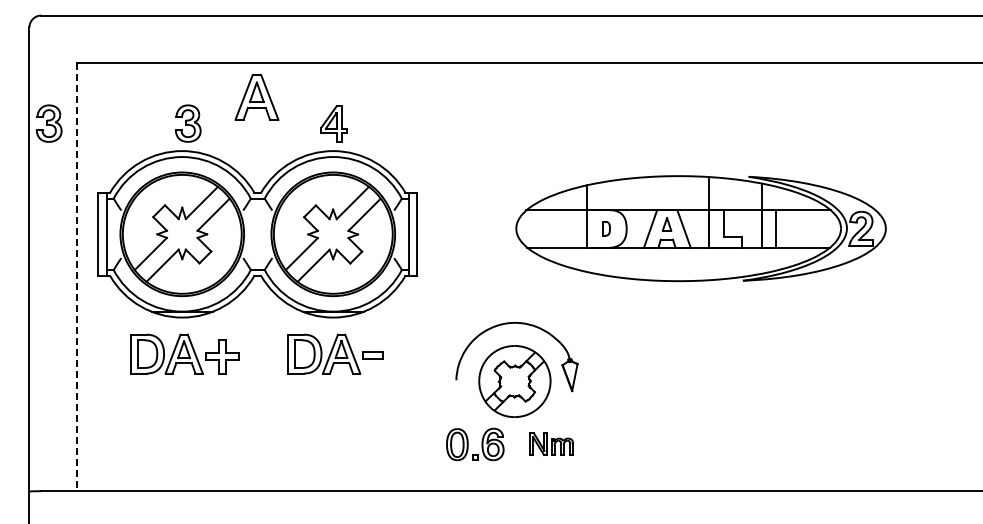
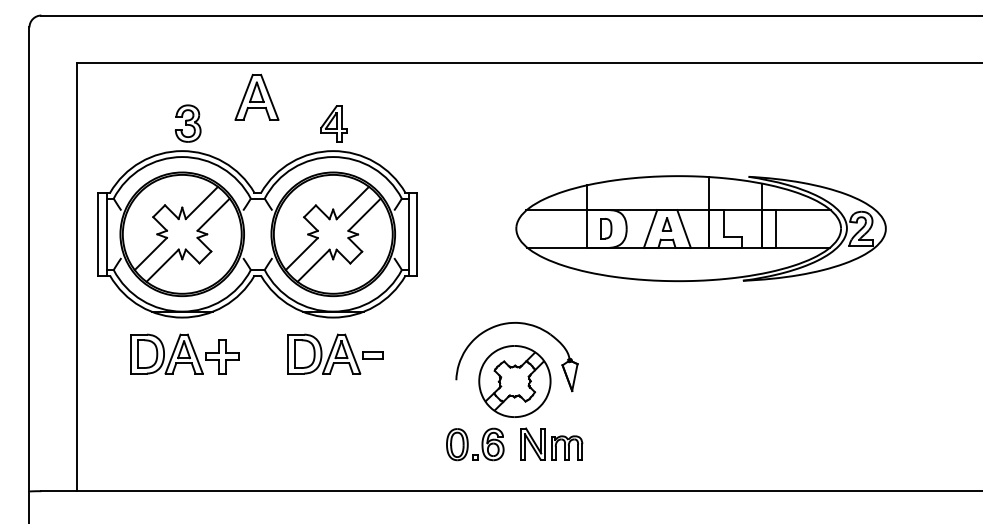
part: present -> none (48, 123)
part size: 9x16 px -> 13x22 px (606, 228)
line: dashed -> solid (77, 277)
part size: 46x24 px -> 64x34 px (551, 443)
